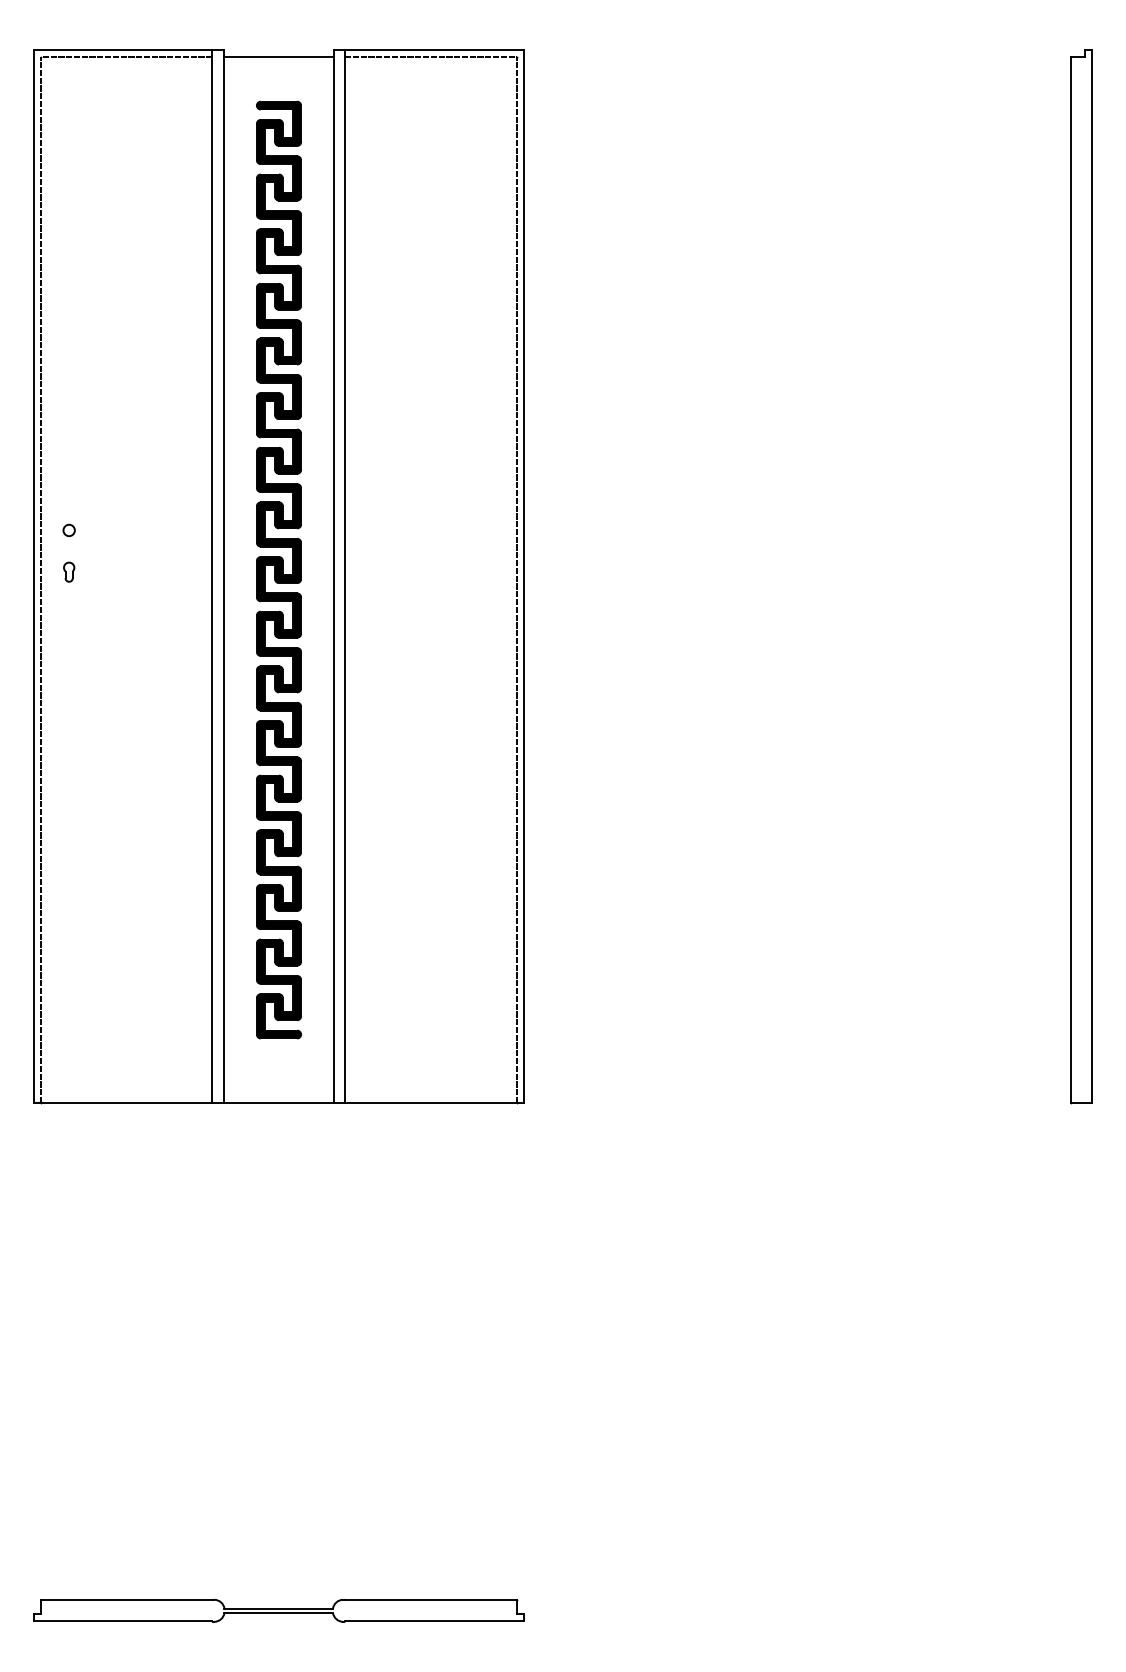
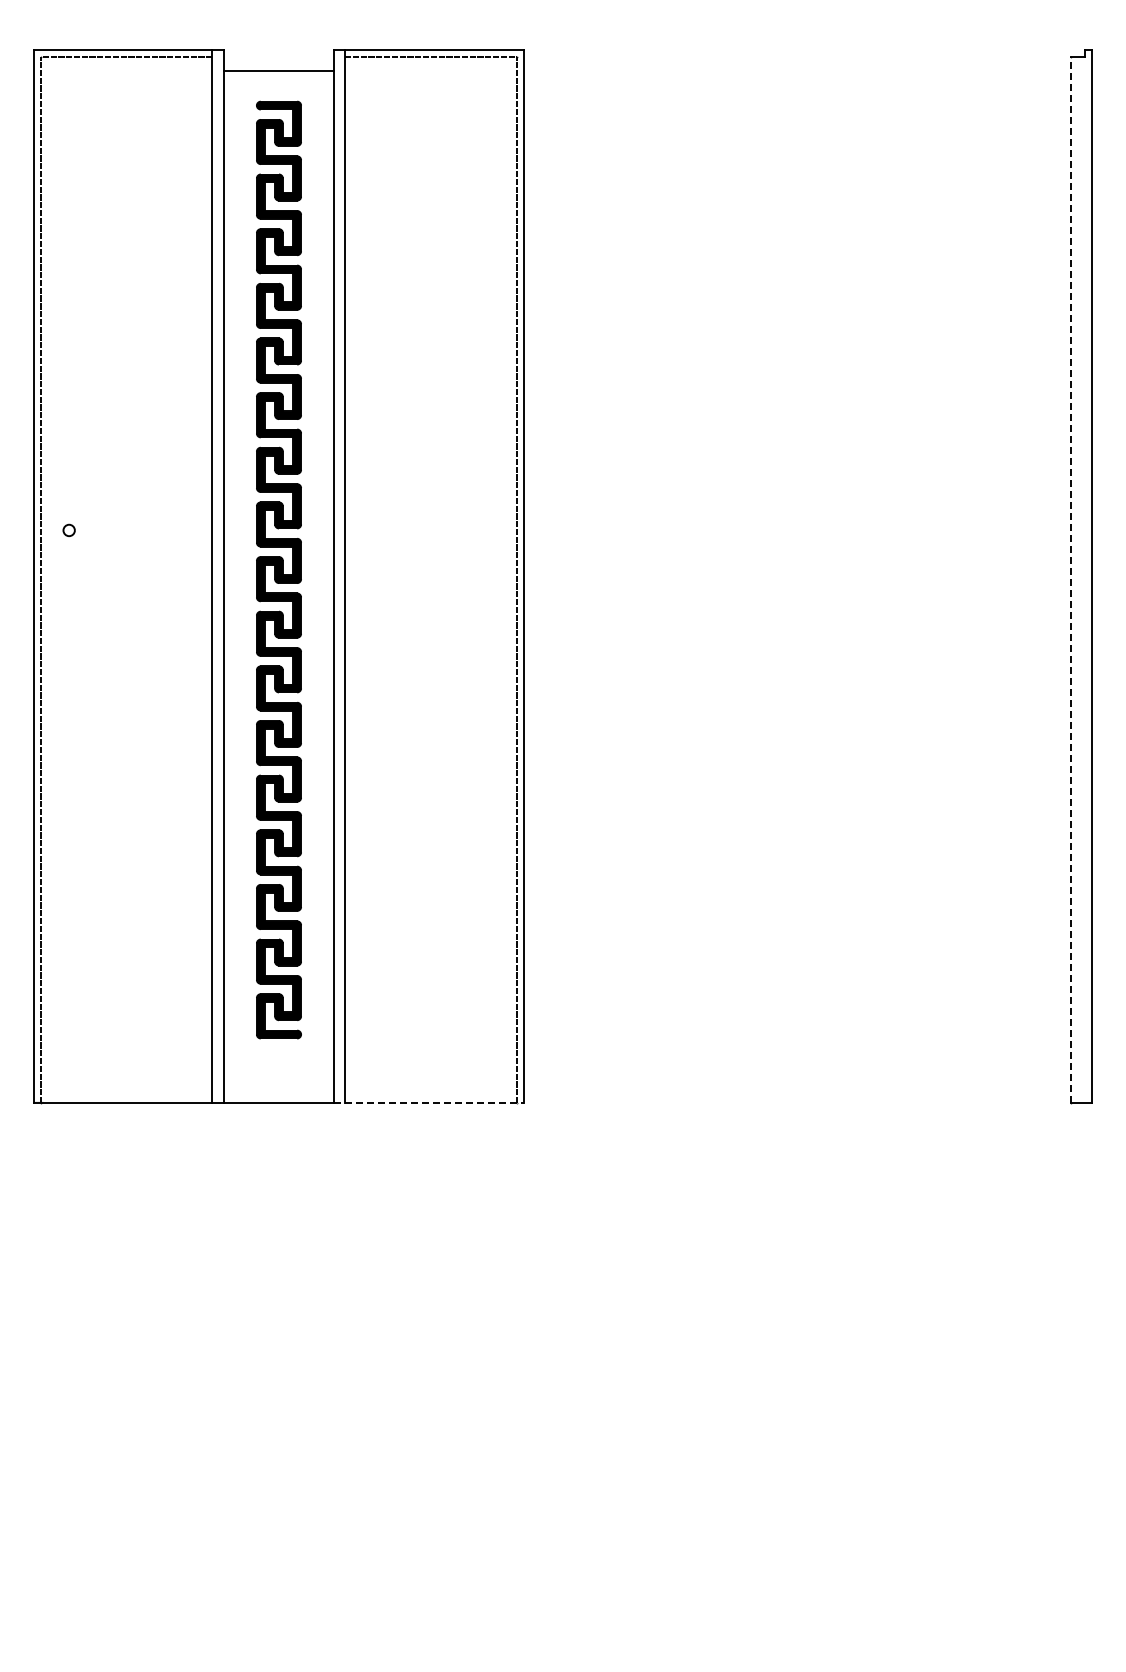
line position: (278, 57) -> (278, 71) (278, 71)
part: present -> none (69, 571)
line: solid -> dashed (1071, 579)
line: solid -> dashed (429, 1103)
part: present -> none (278, 1610)
